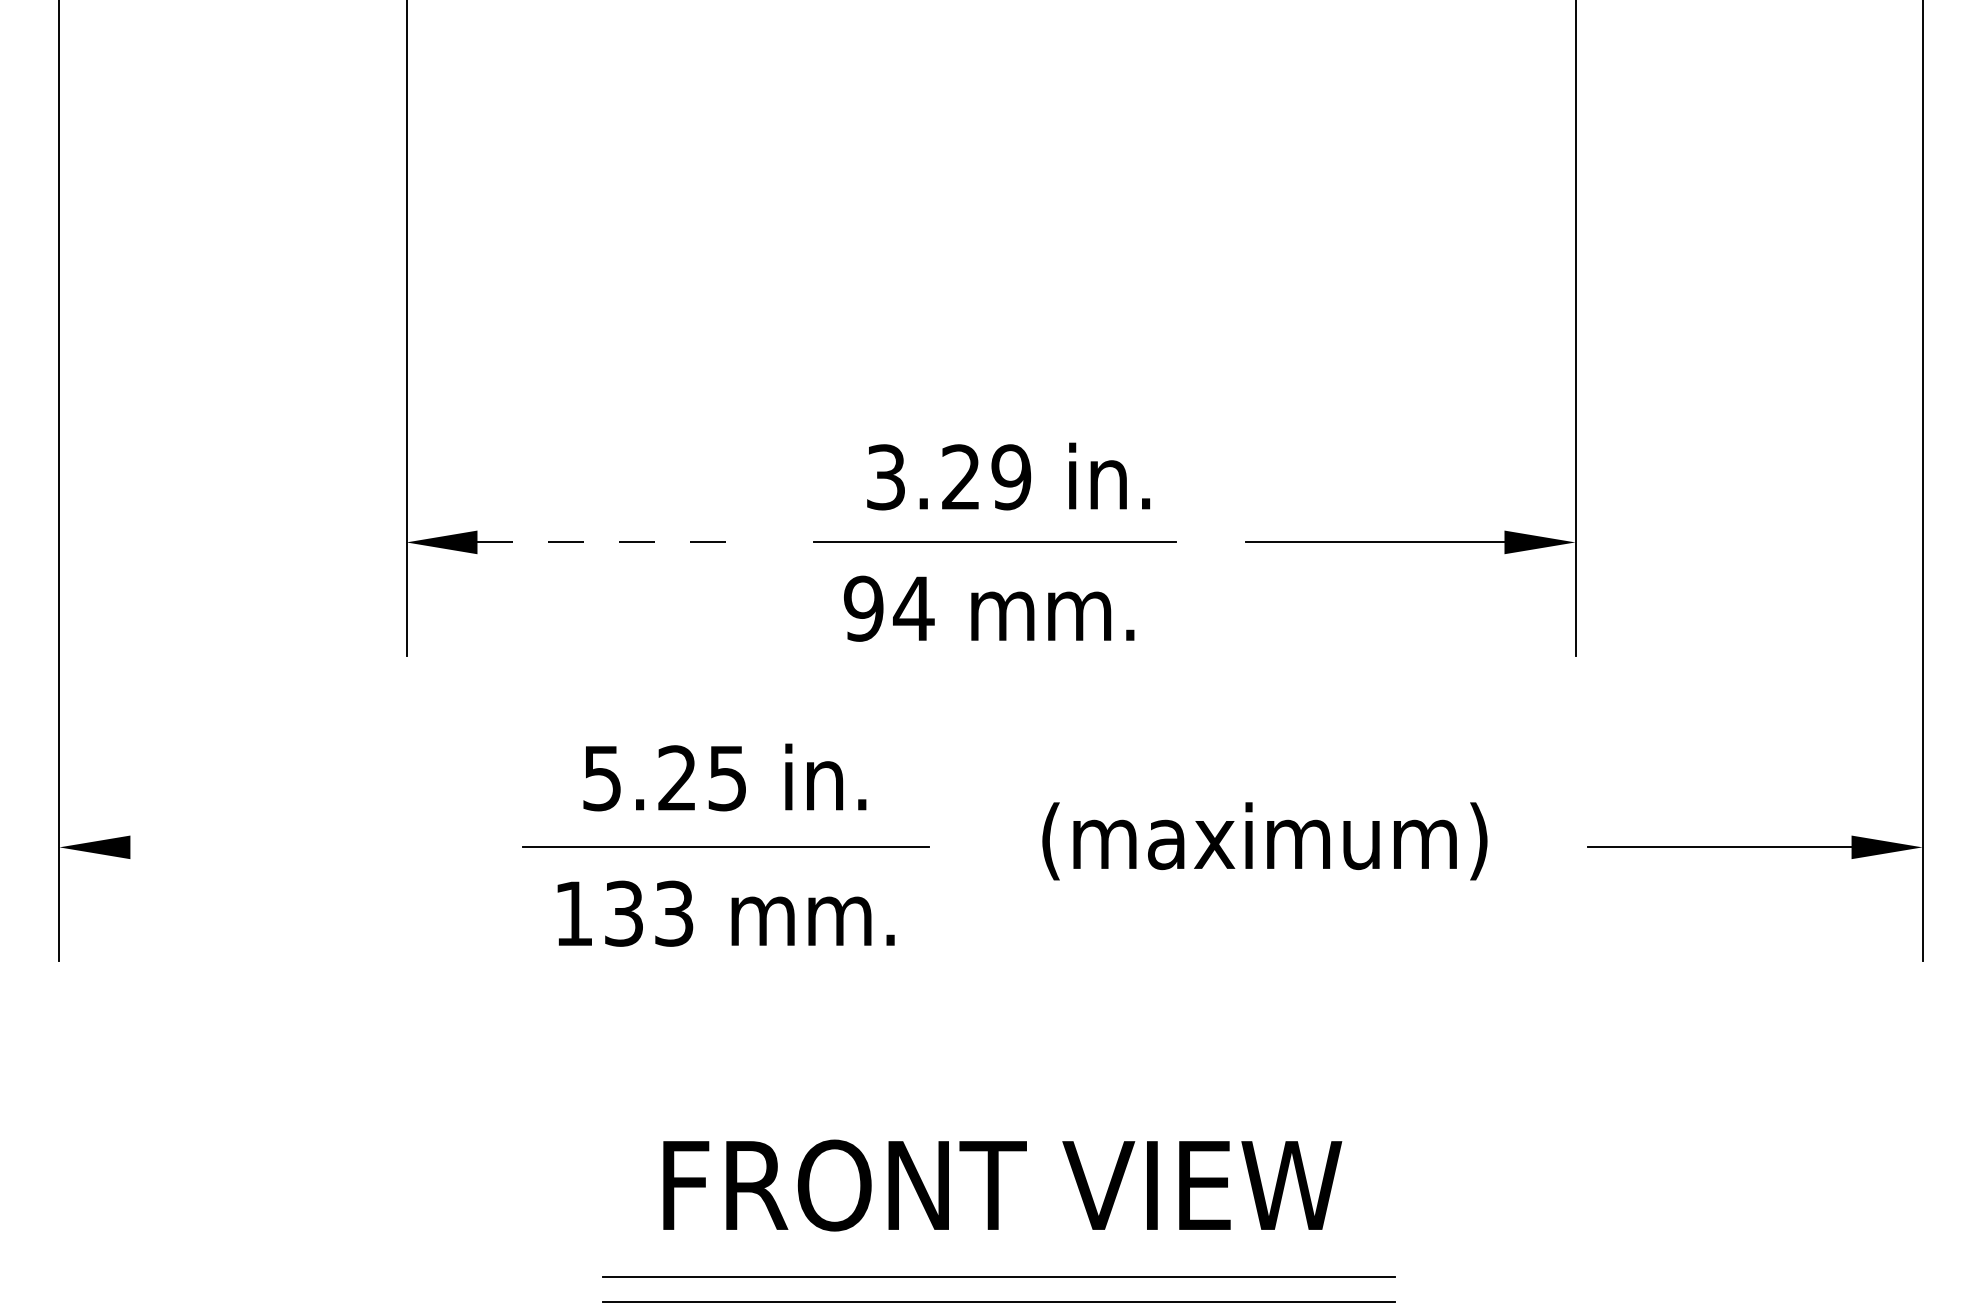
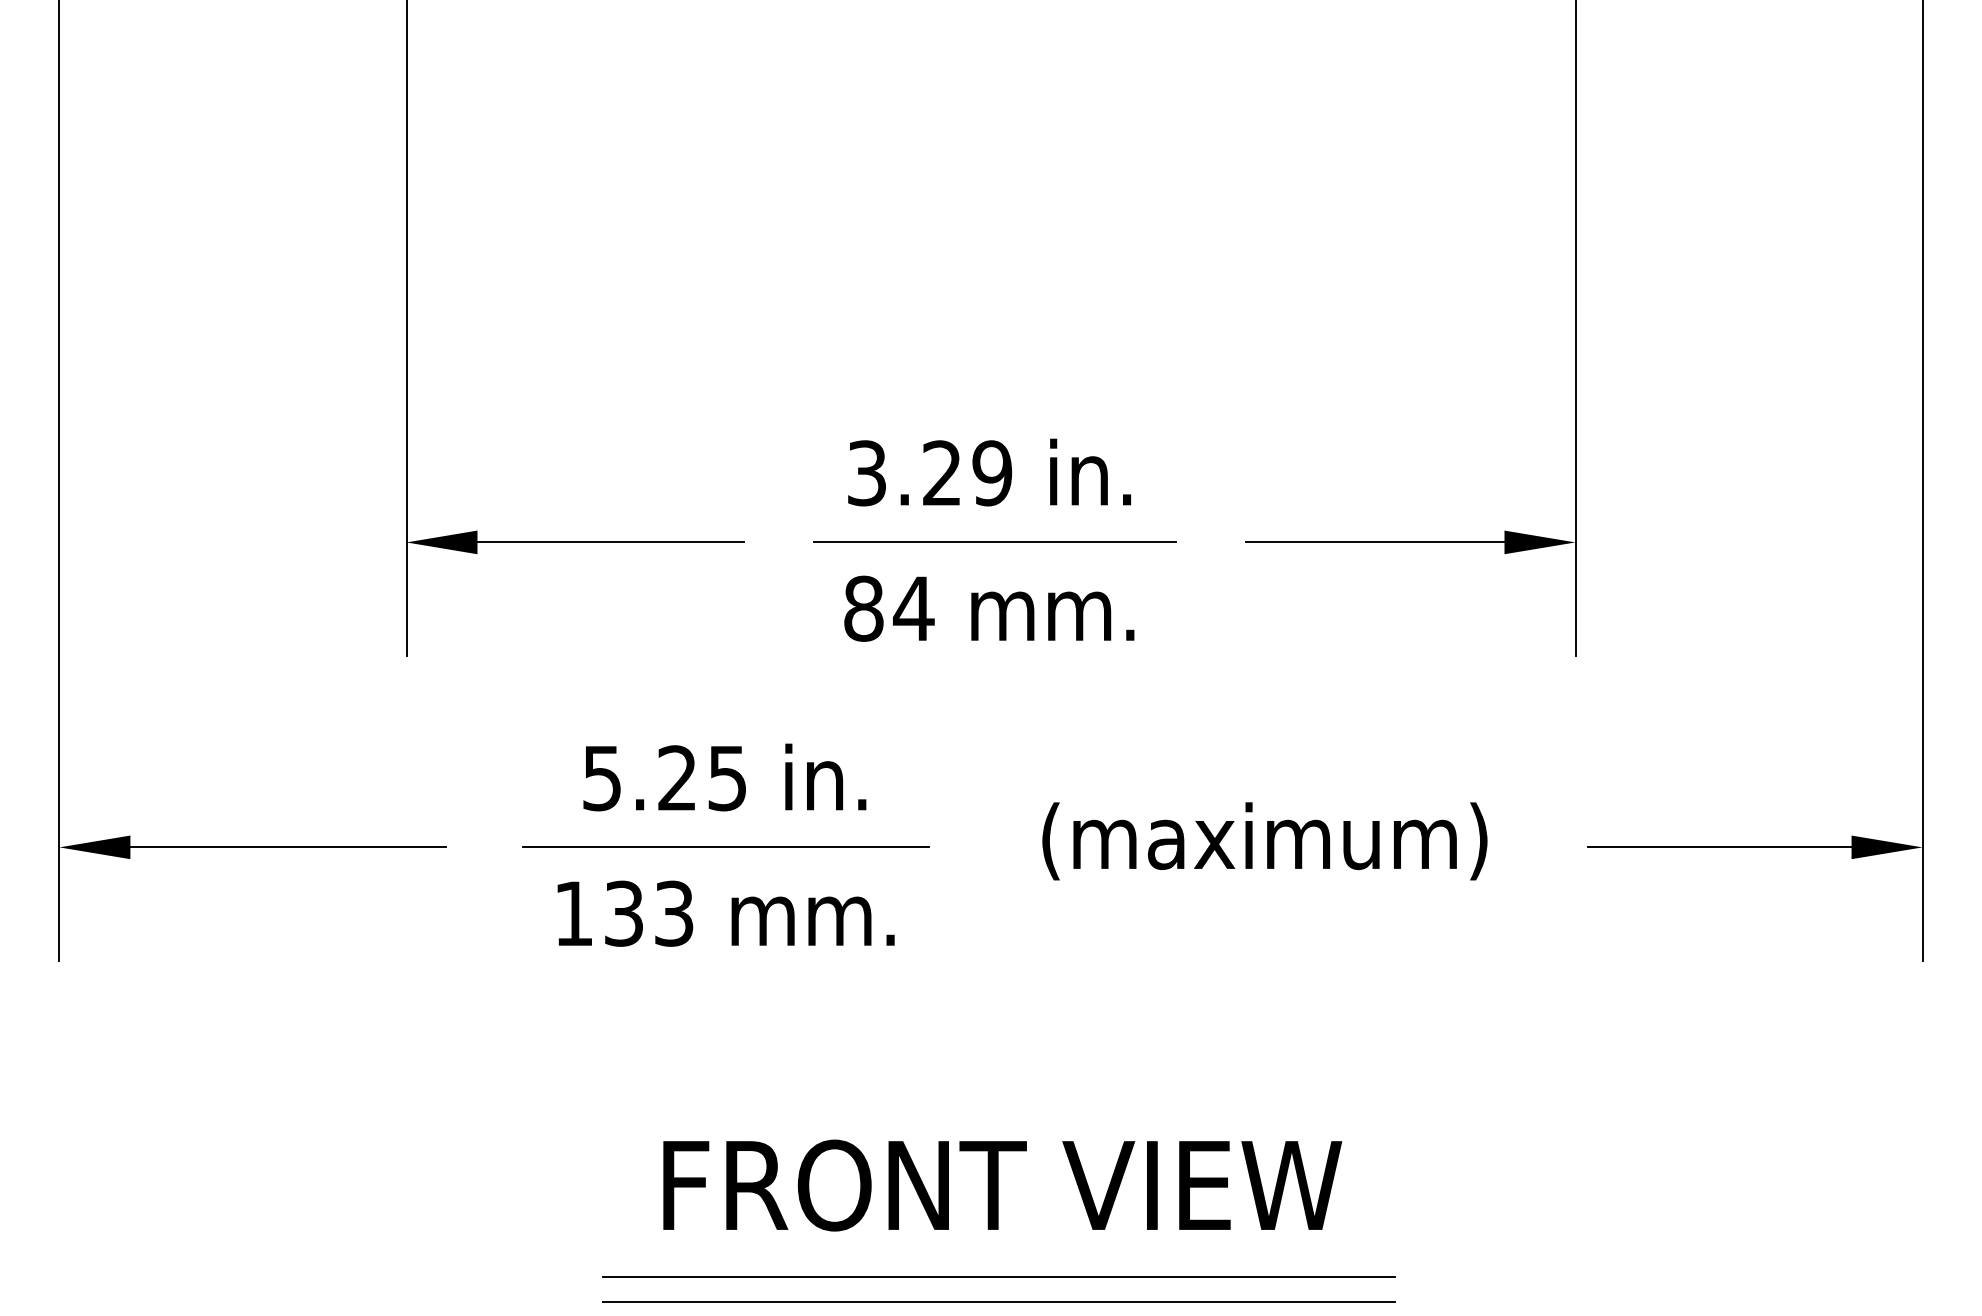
text position: (1008, 476) -> (989, 472) (989, 472)
line: dashed -> solid (611, 542)
text: 94 -> 84 (863, 608)
line: none -> present (287, 847)
